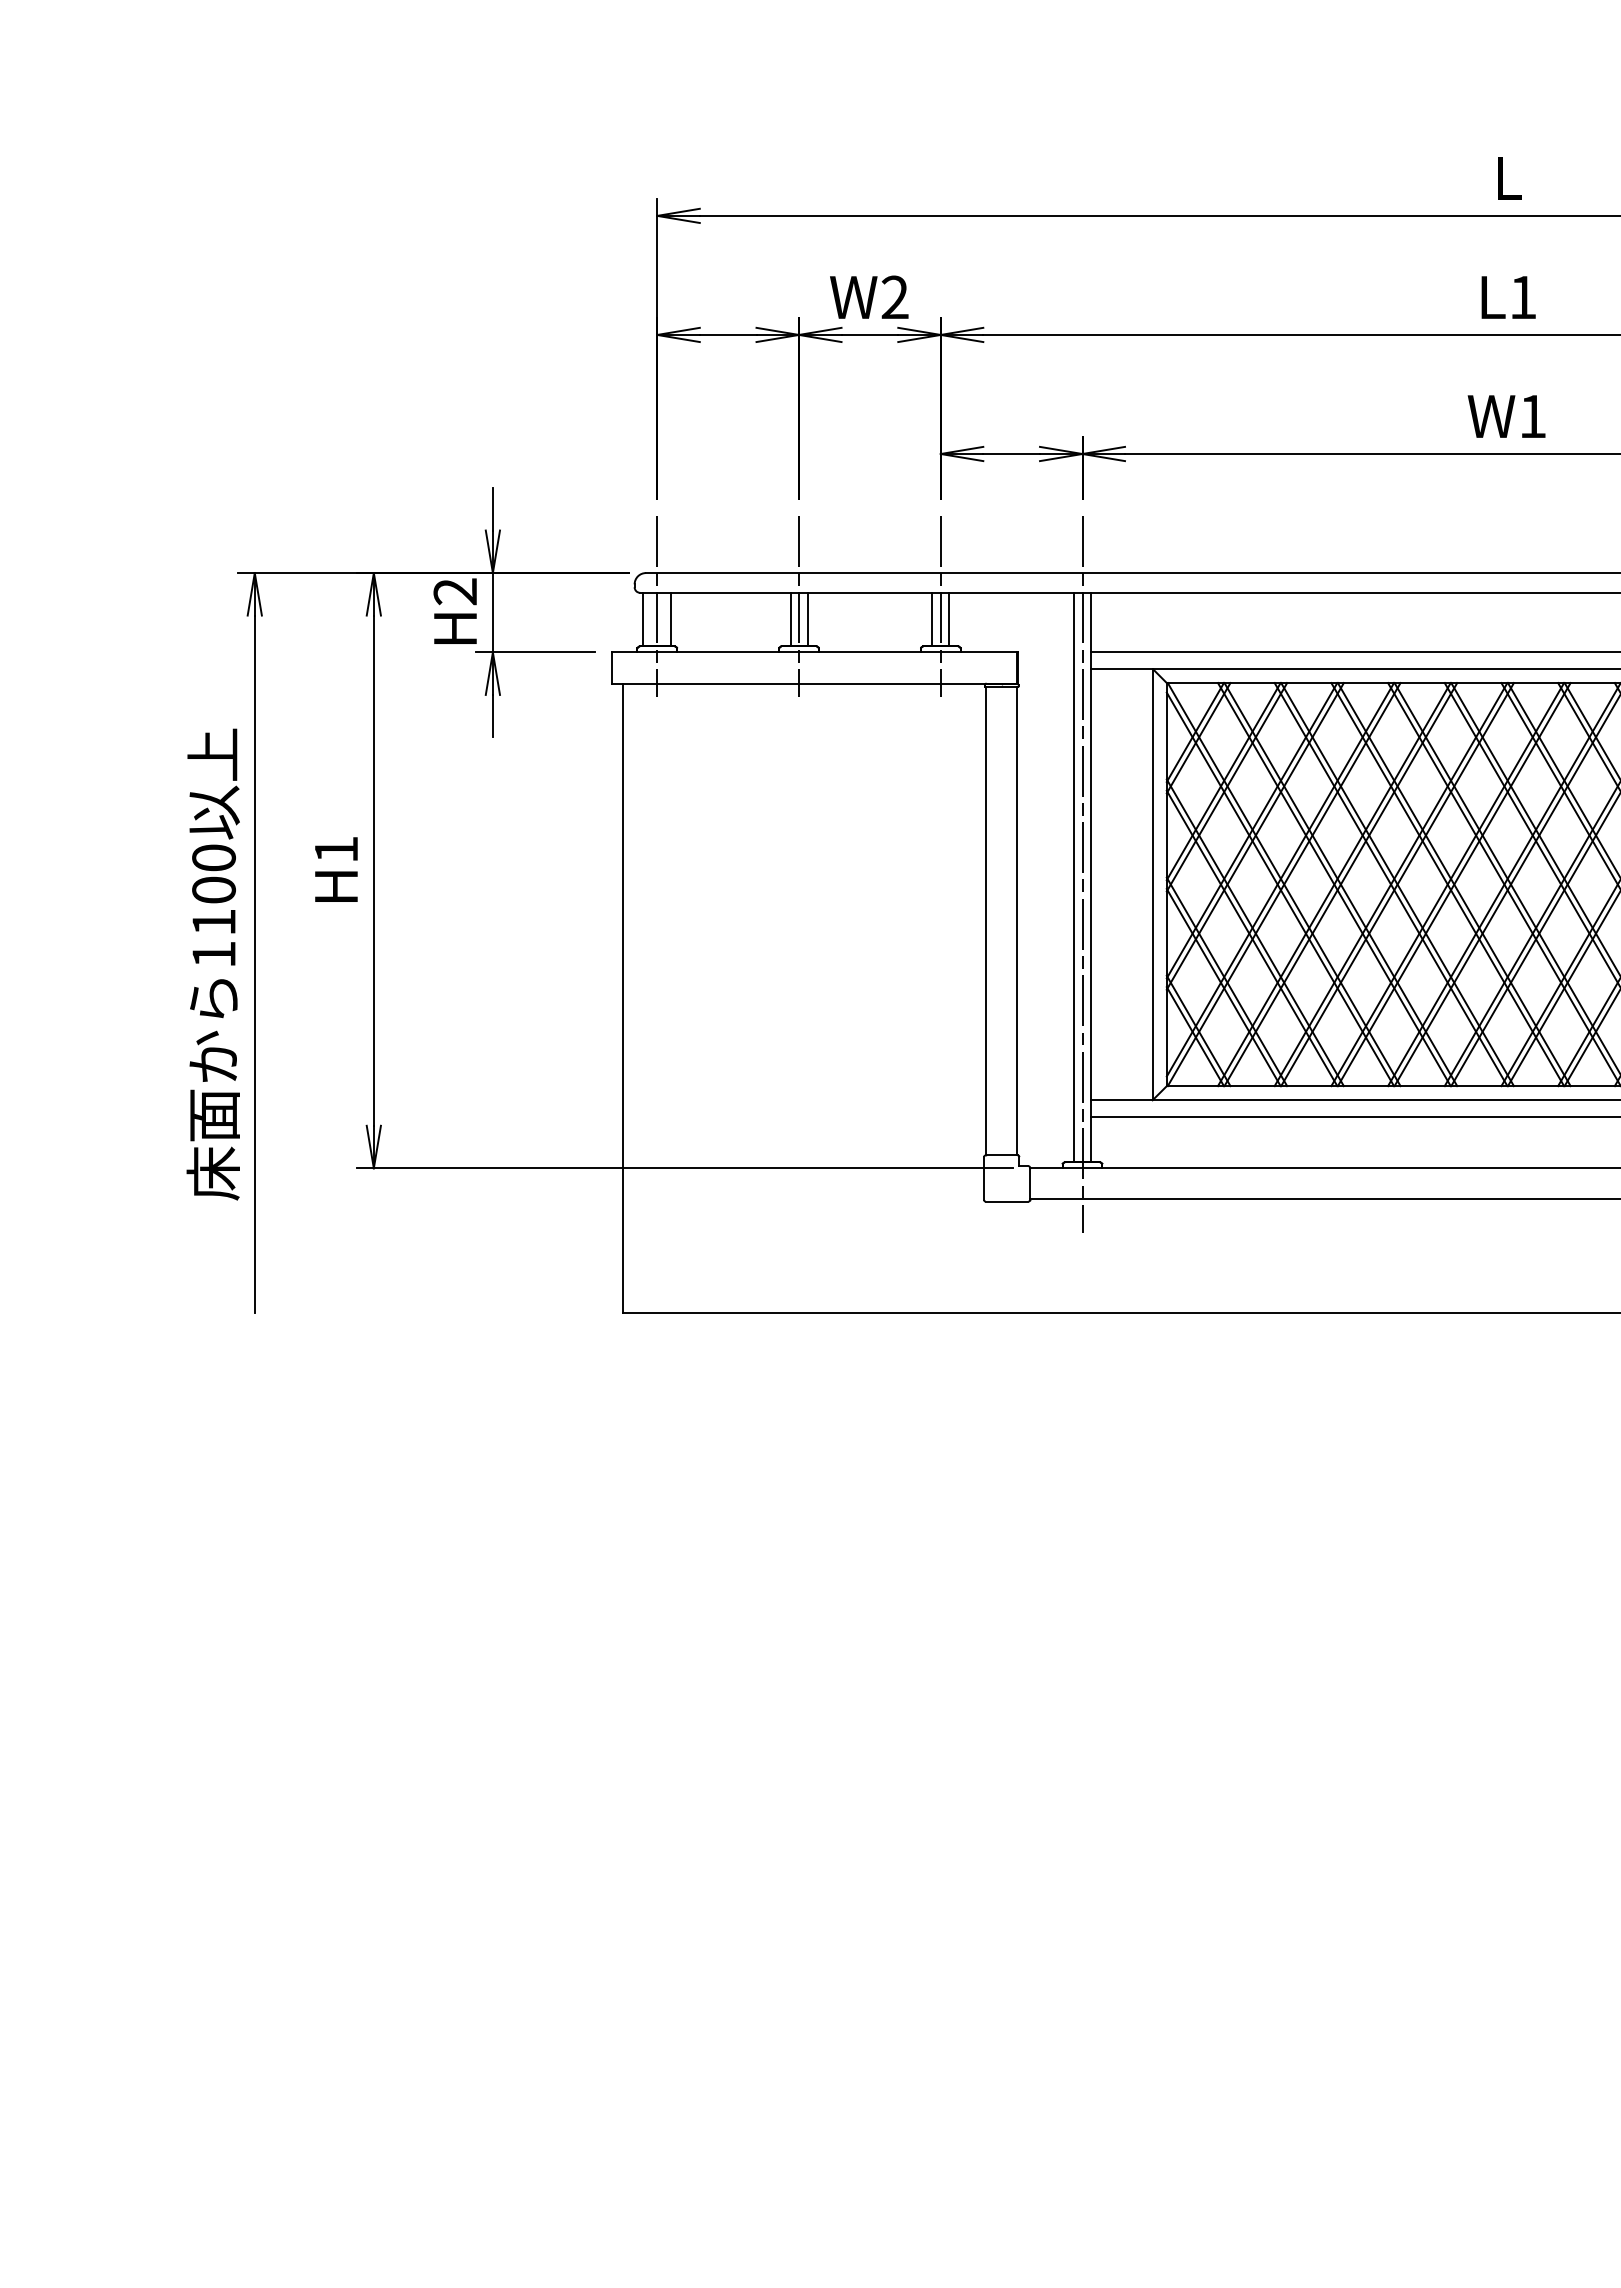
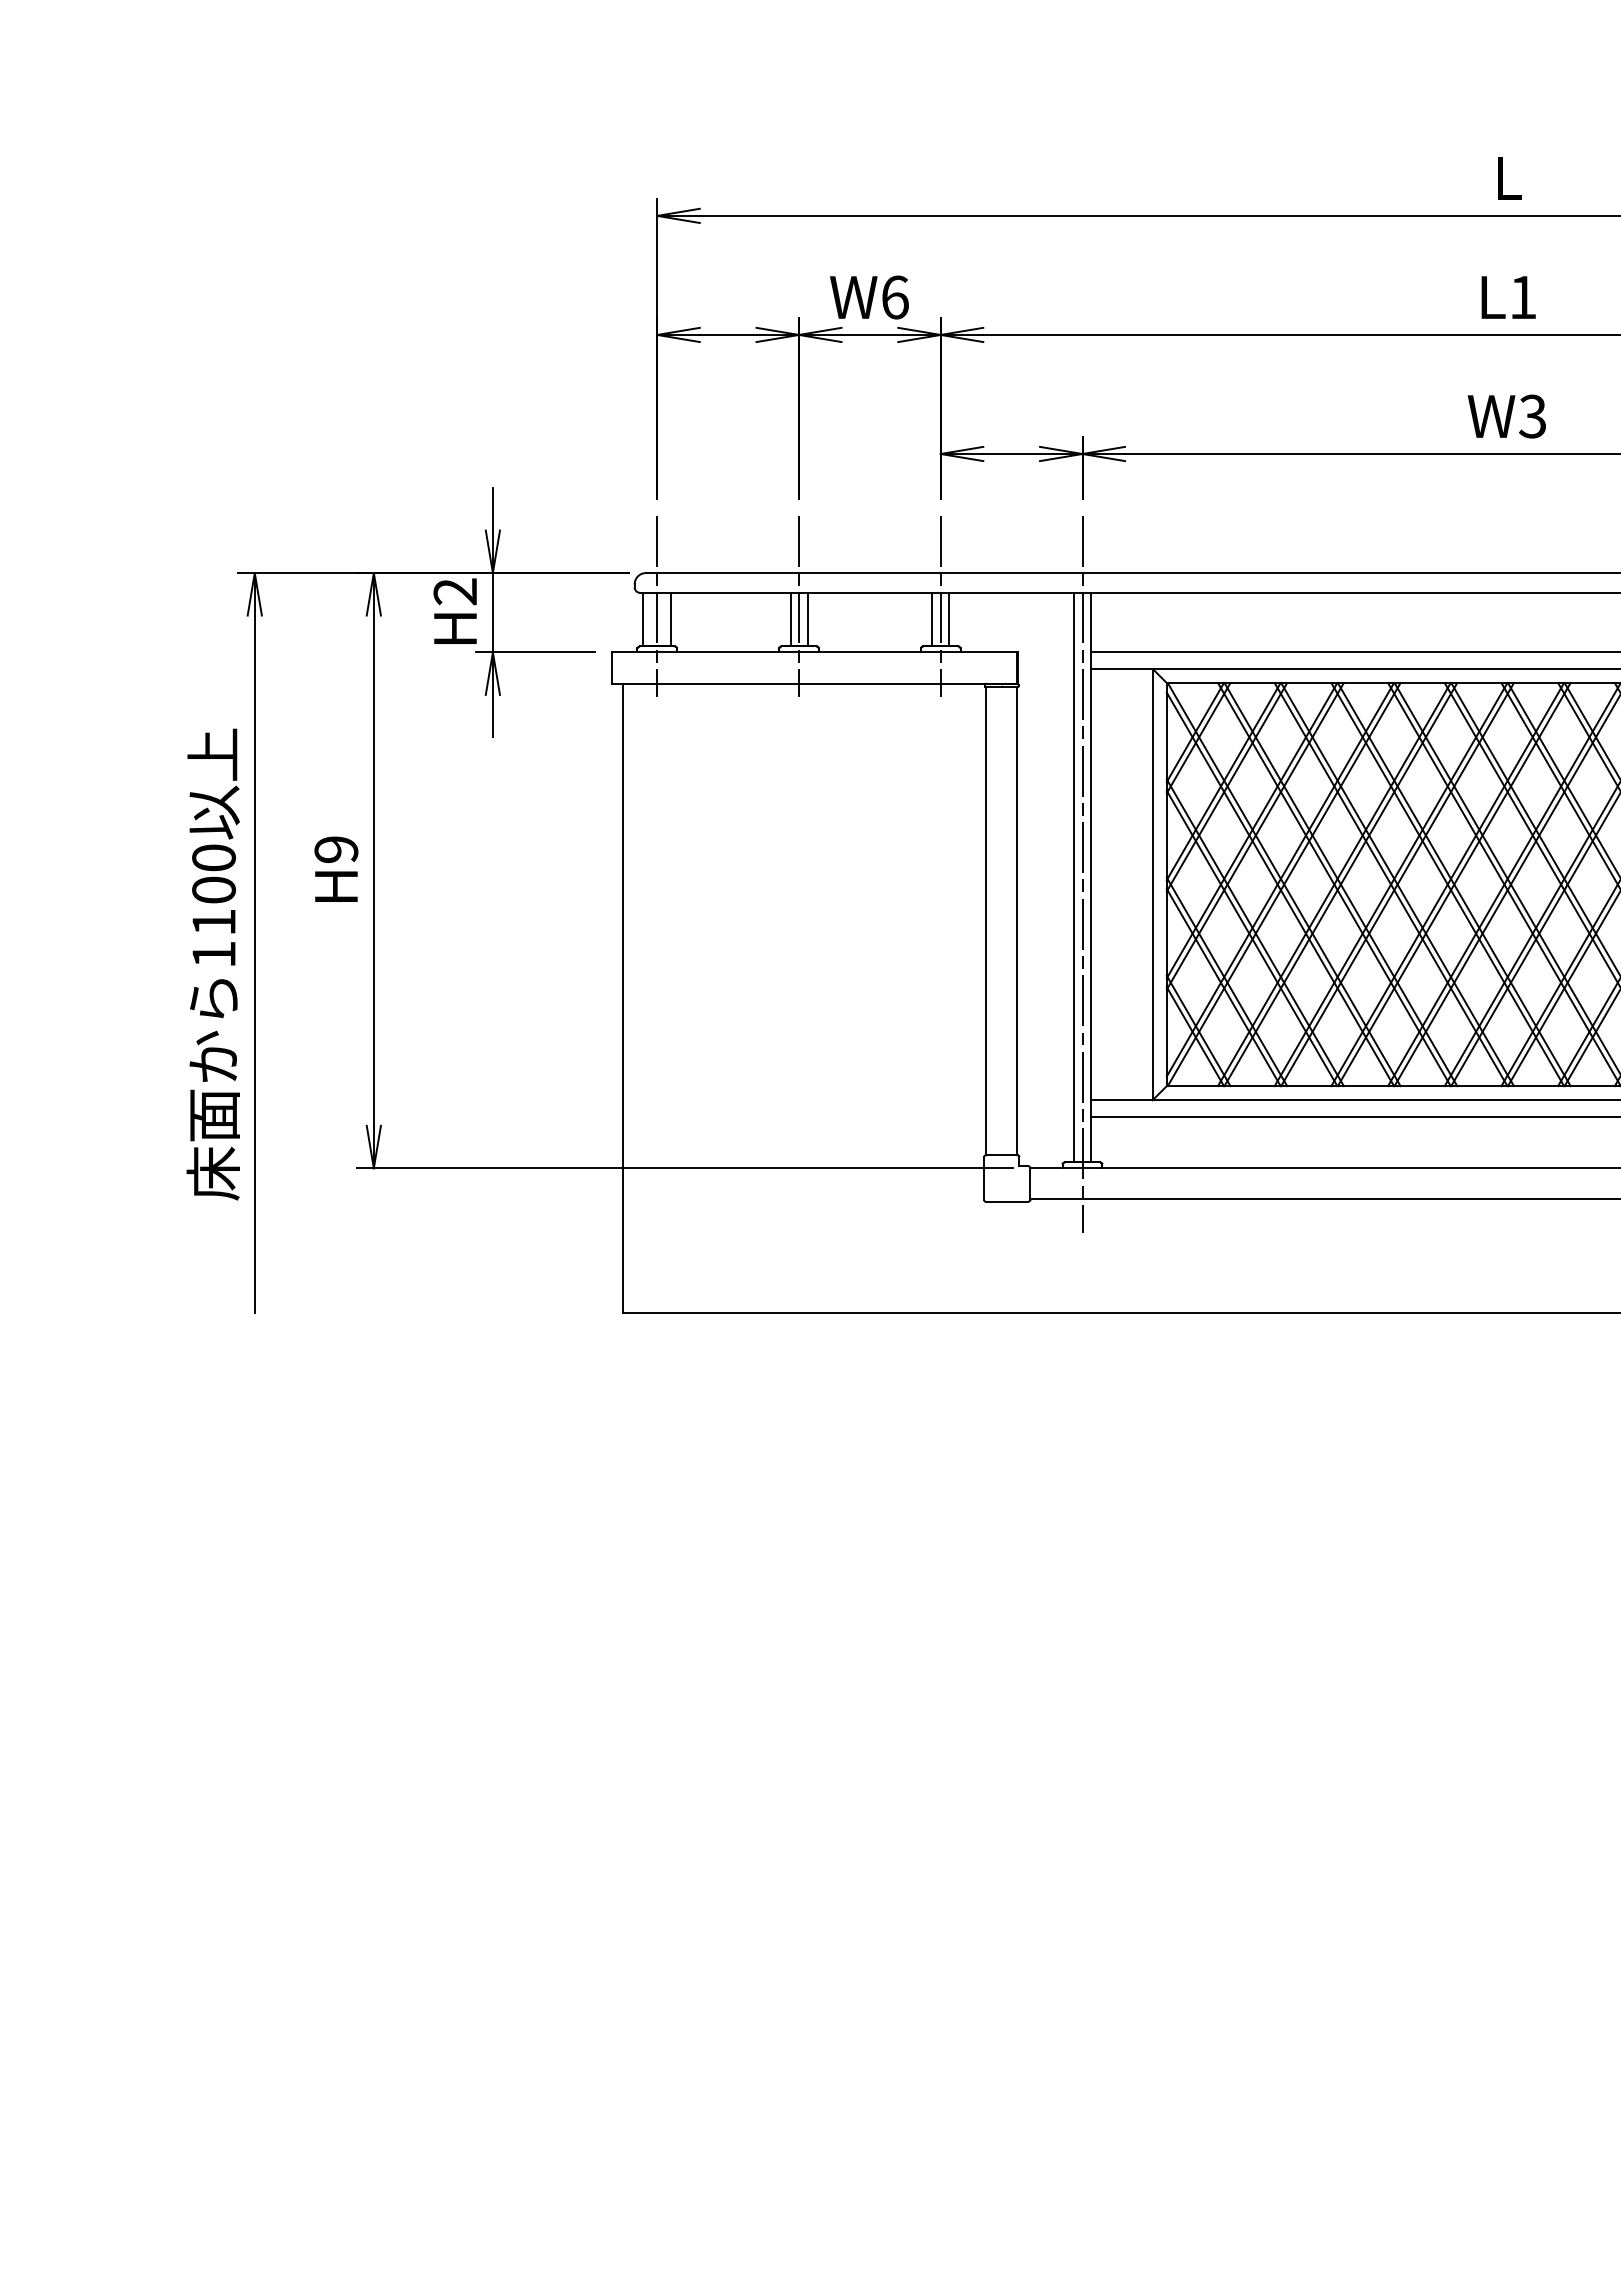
text: W2 -> W6 (894, 297)
text: W1 -> W3 (1532, 416)
text: H1 -> H9 (336, 849)
